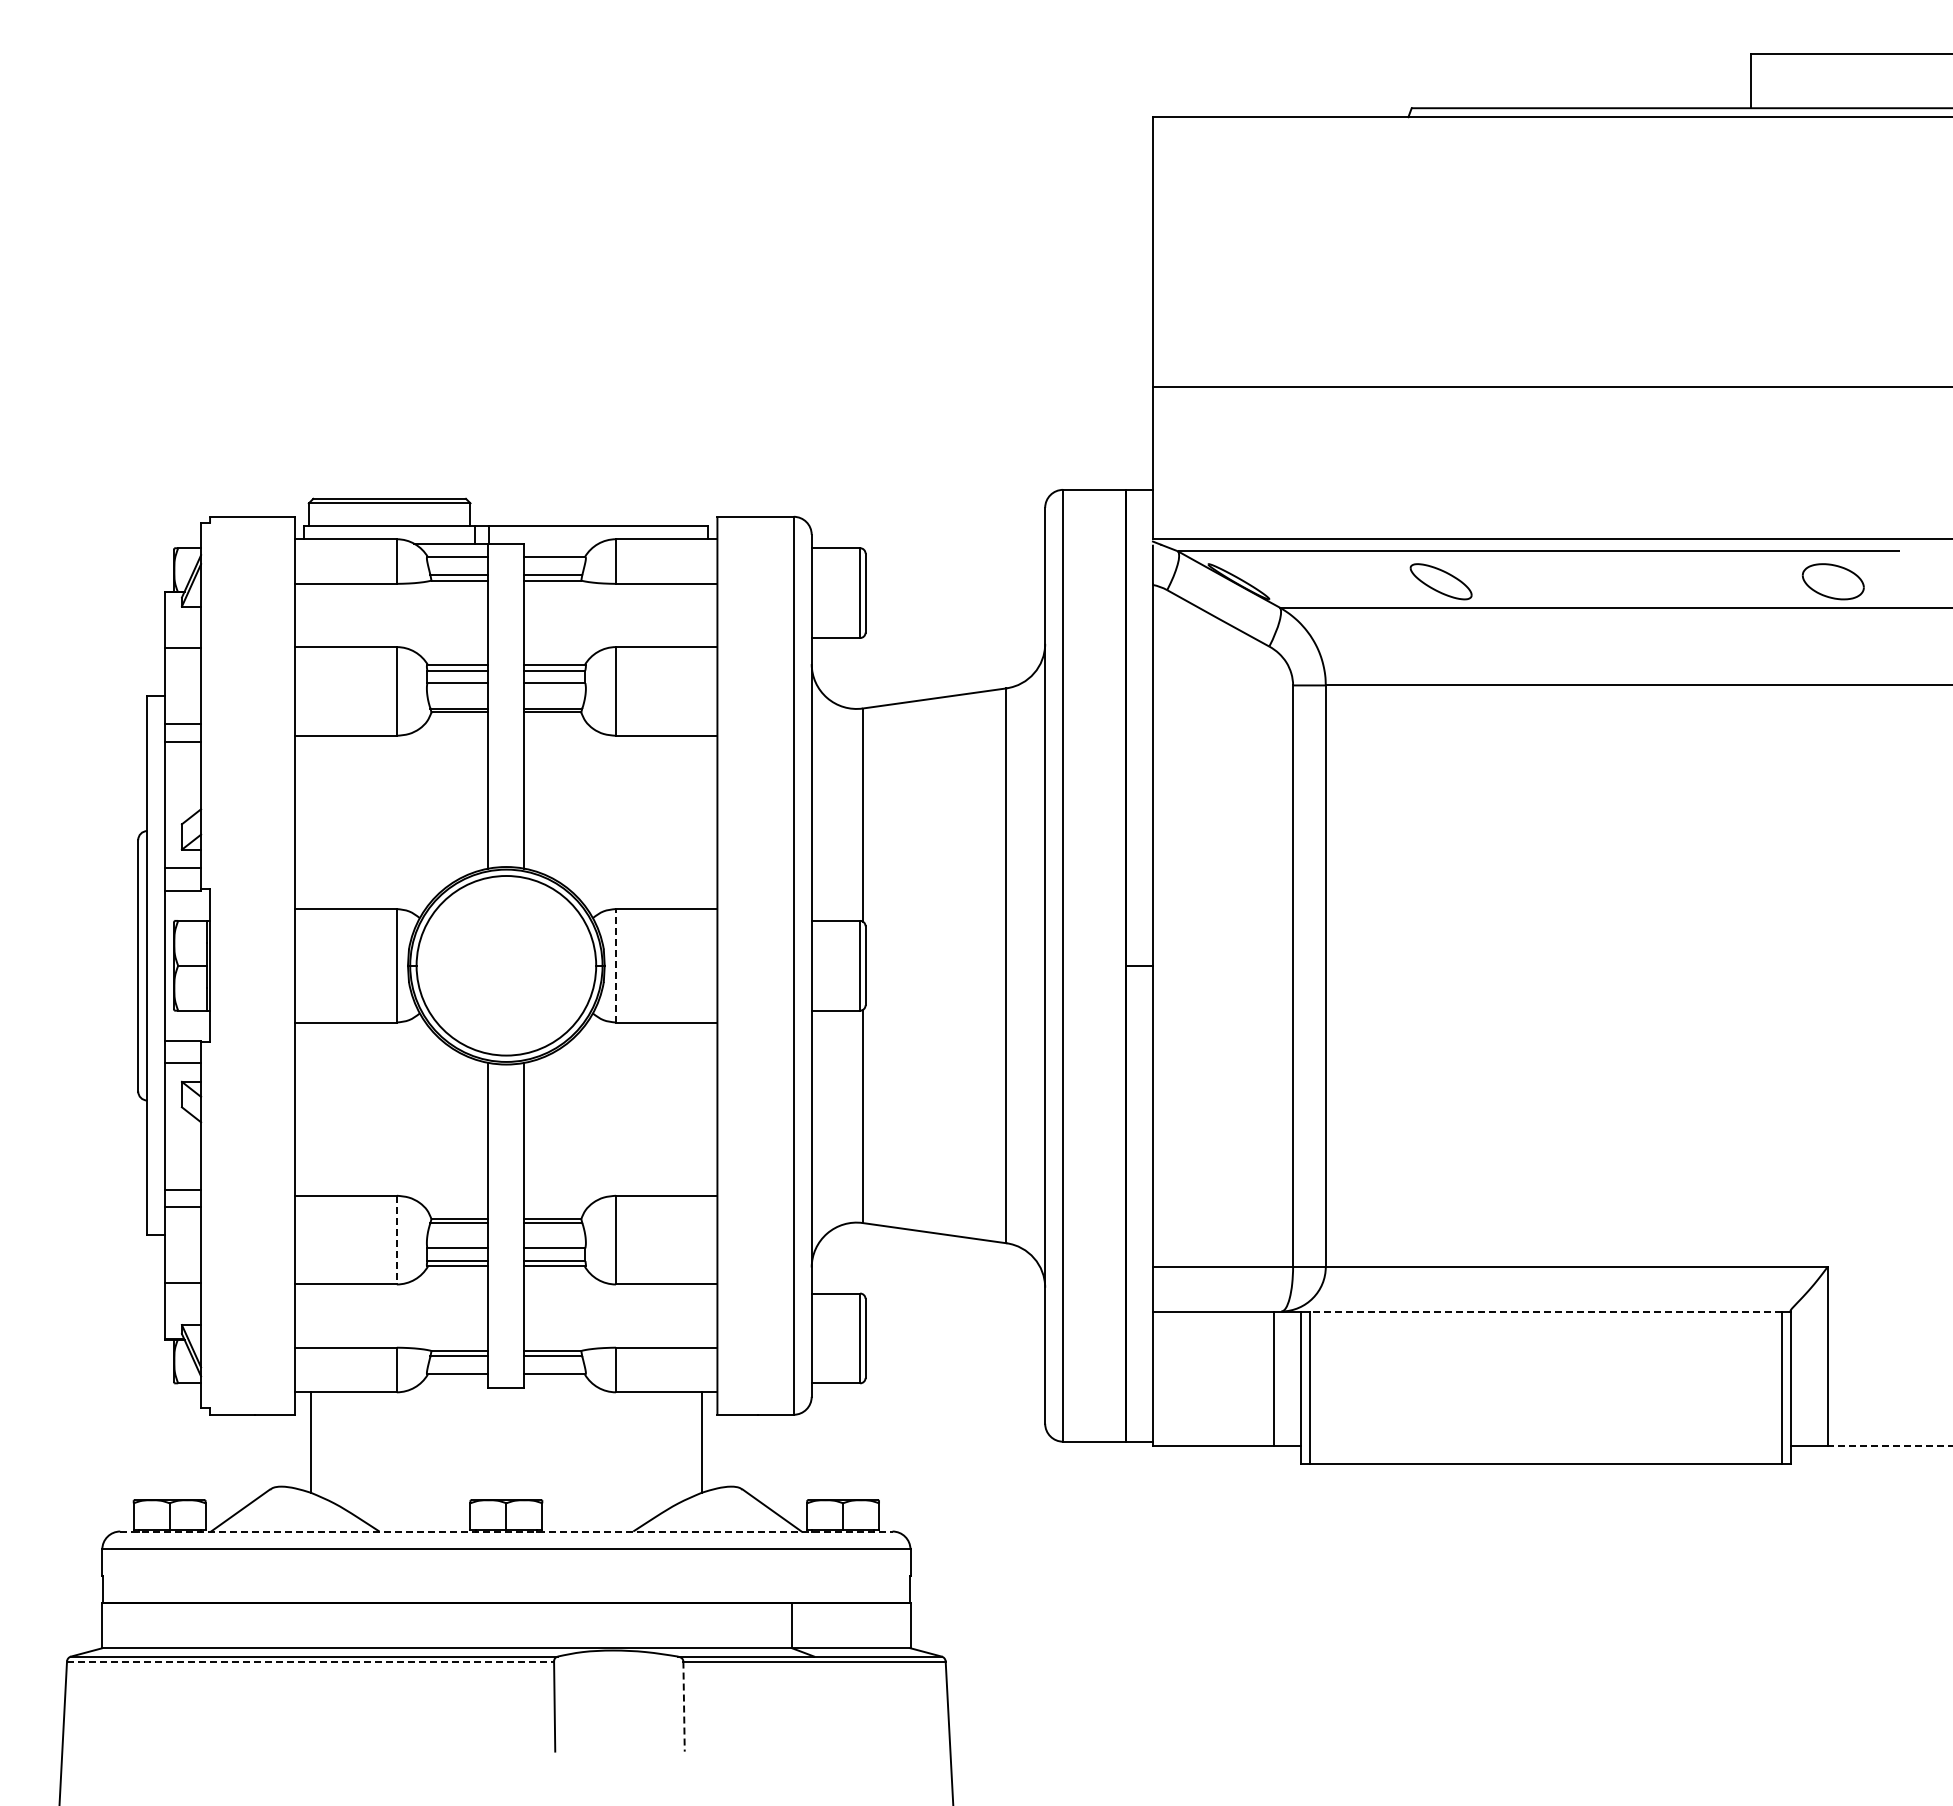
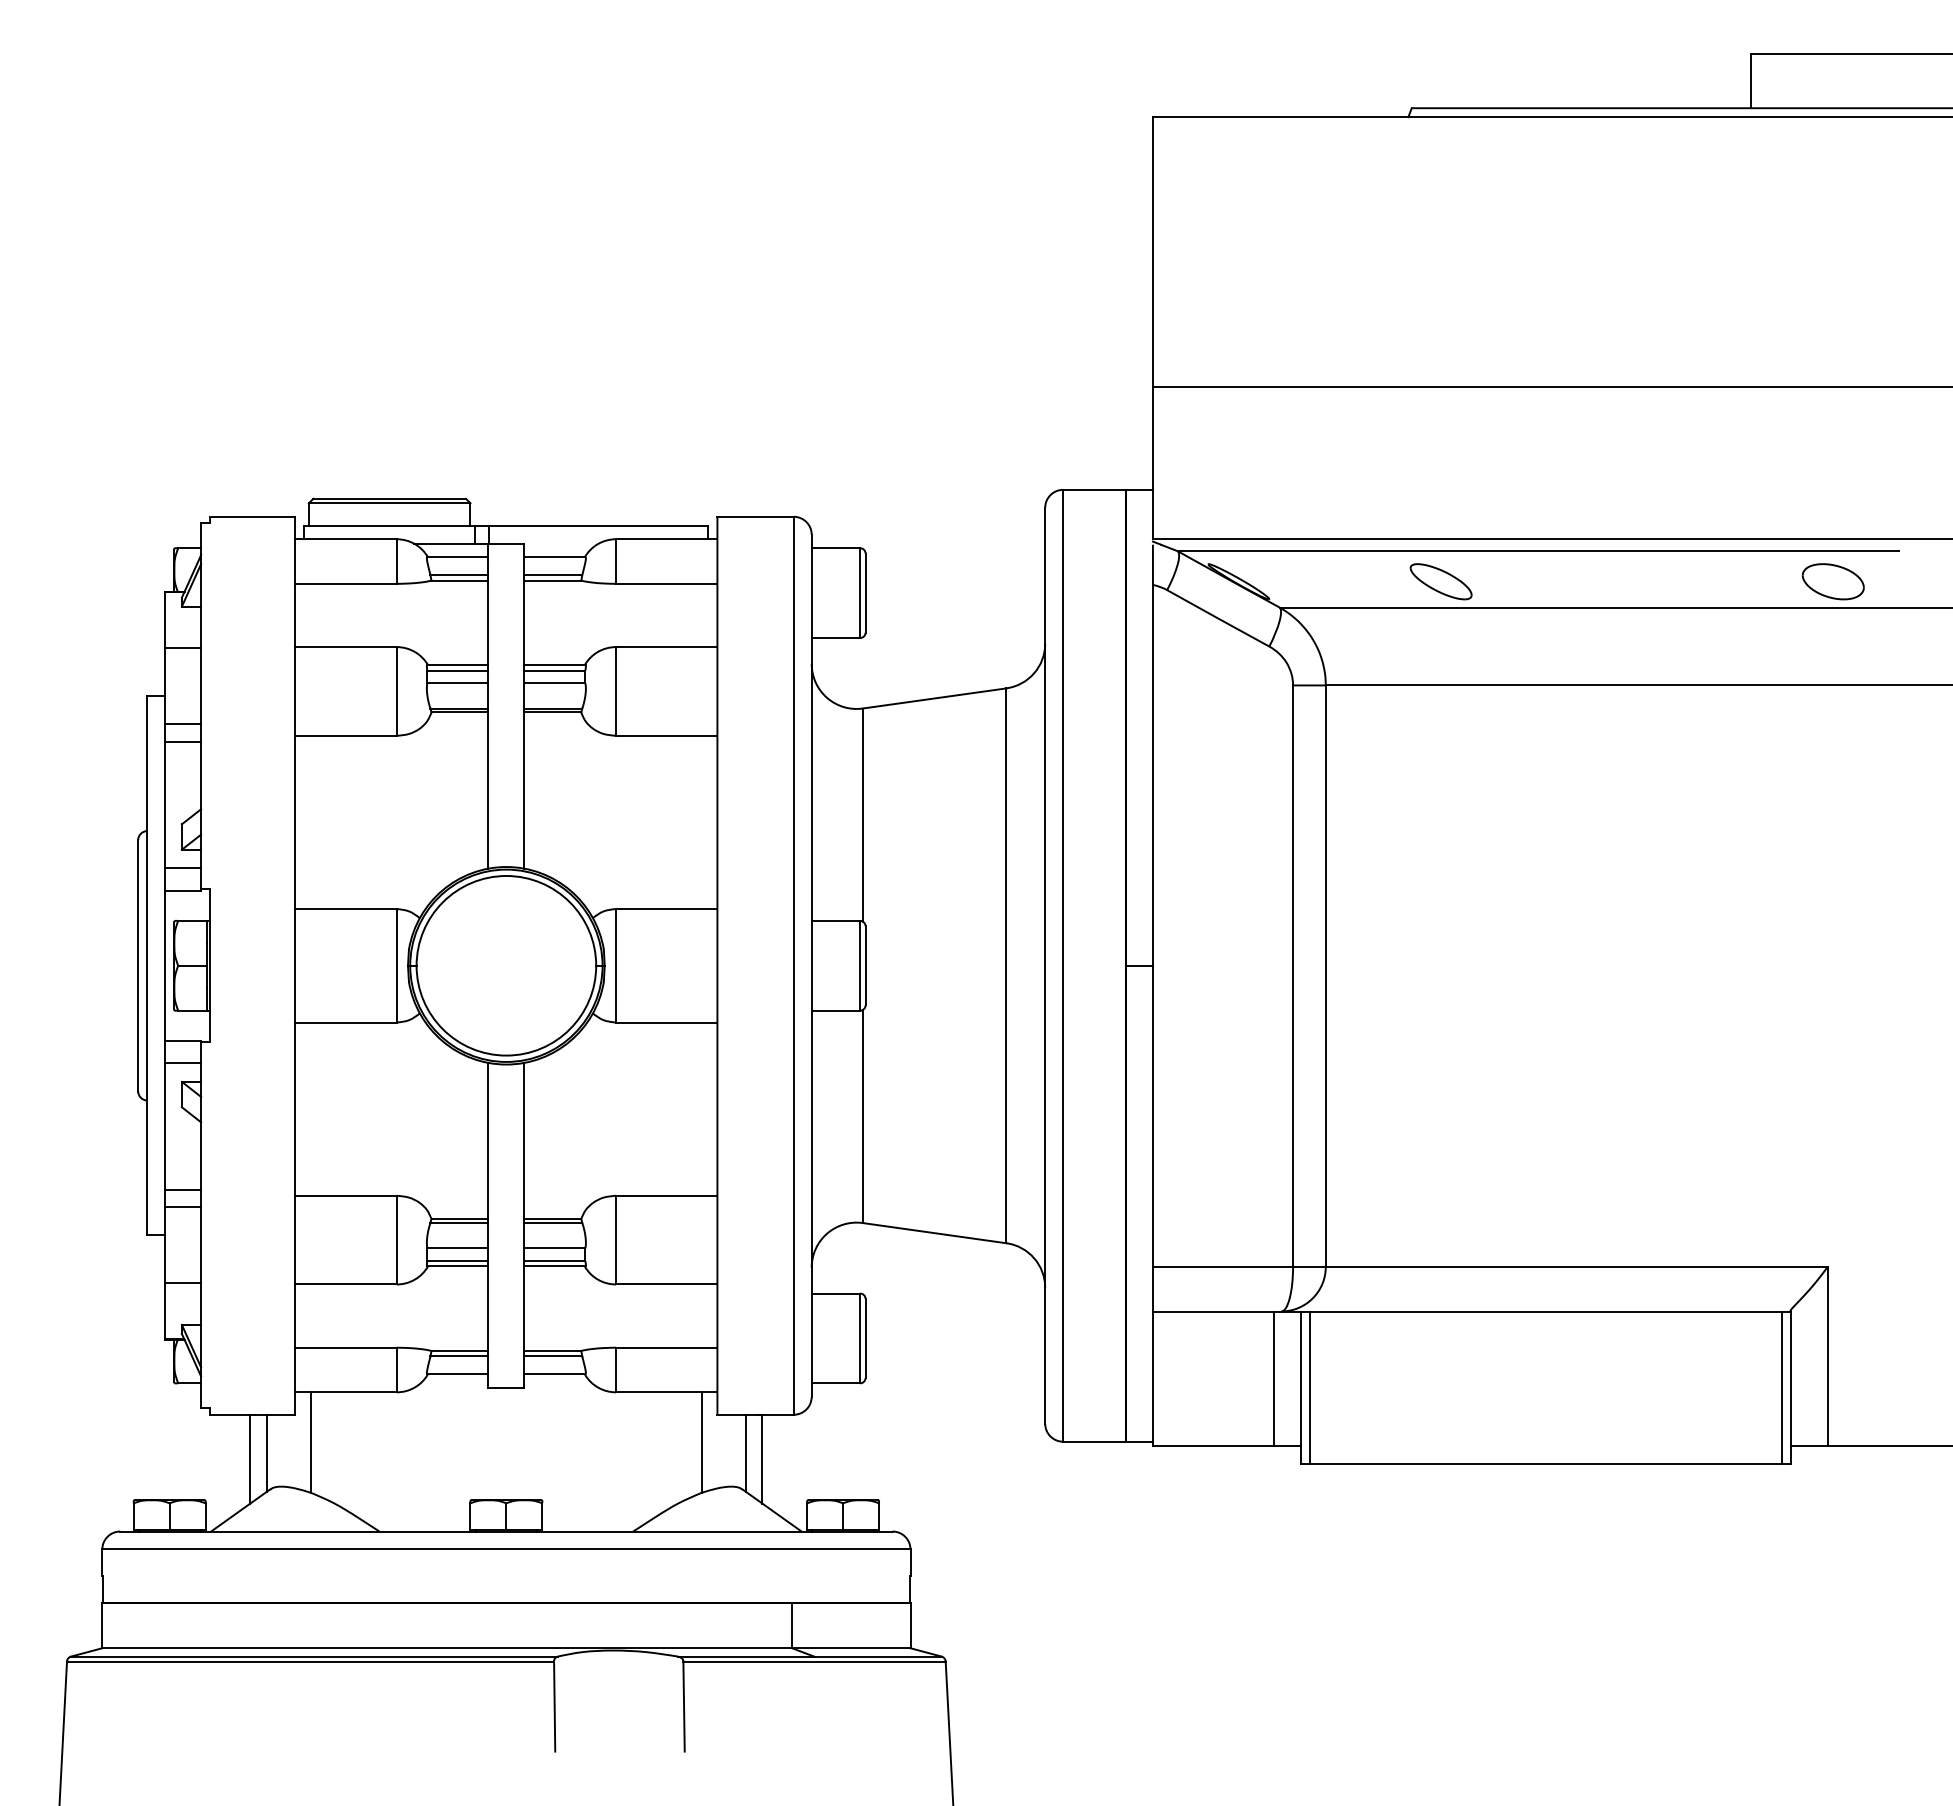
line: dashed -> solid (615, 965)
line: dashed -> solid (396, 1240)
line: dashed -> solid (1545, 1311)
line: dashed -> solid (1889, 1446)
line: none -> present (266, 1452)
line: none -> present (745, 1452)
line: none -> present (250, 1458)
line: none -> present (762, 1458)
line: dashed -> solid (506, 1531)
line: dashed -> solid (310, 1661)
line: dashed -> solid (684, 1707)
